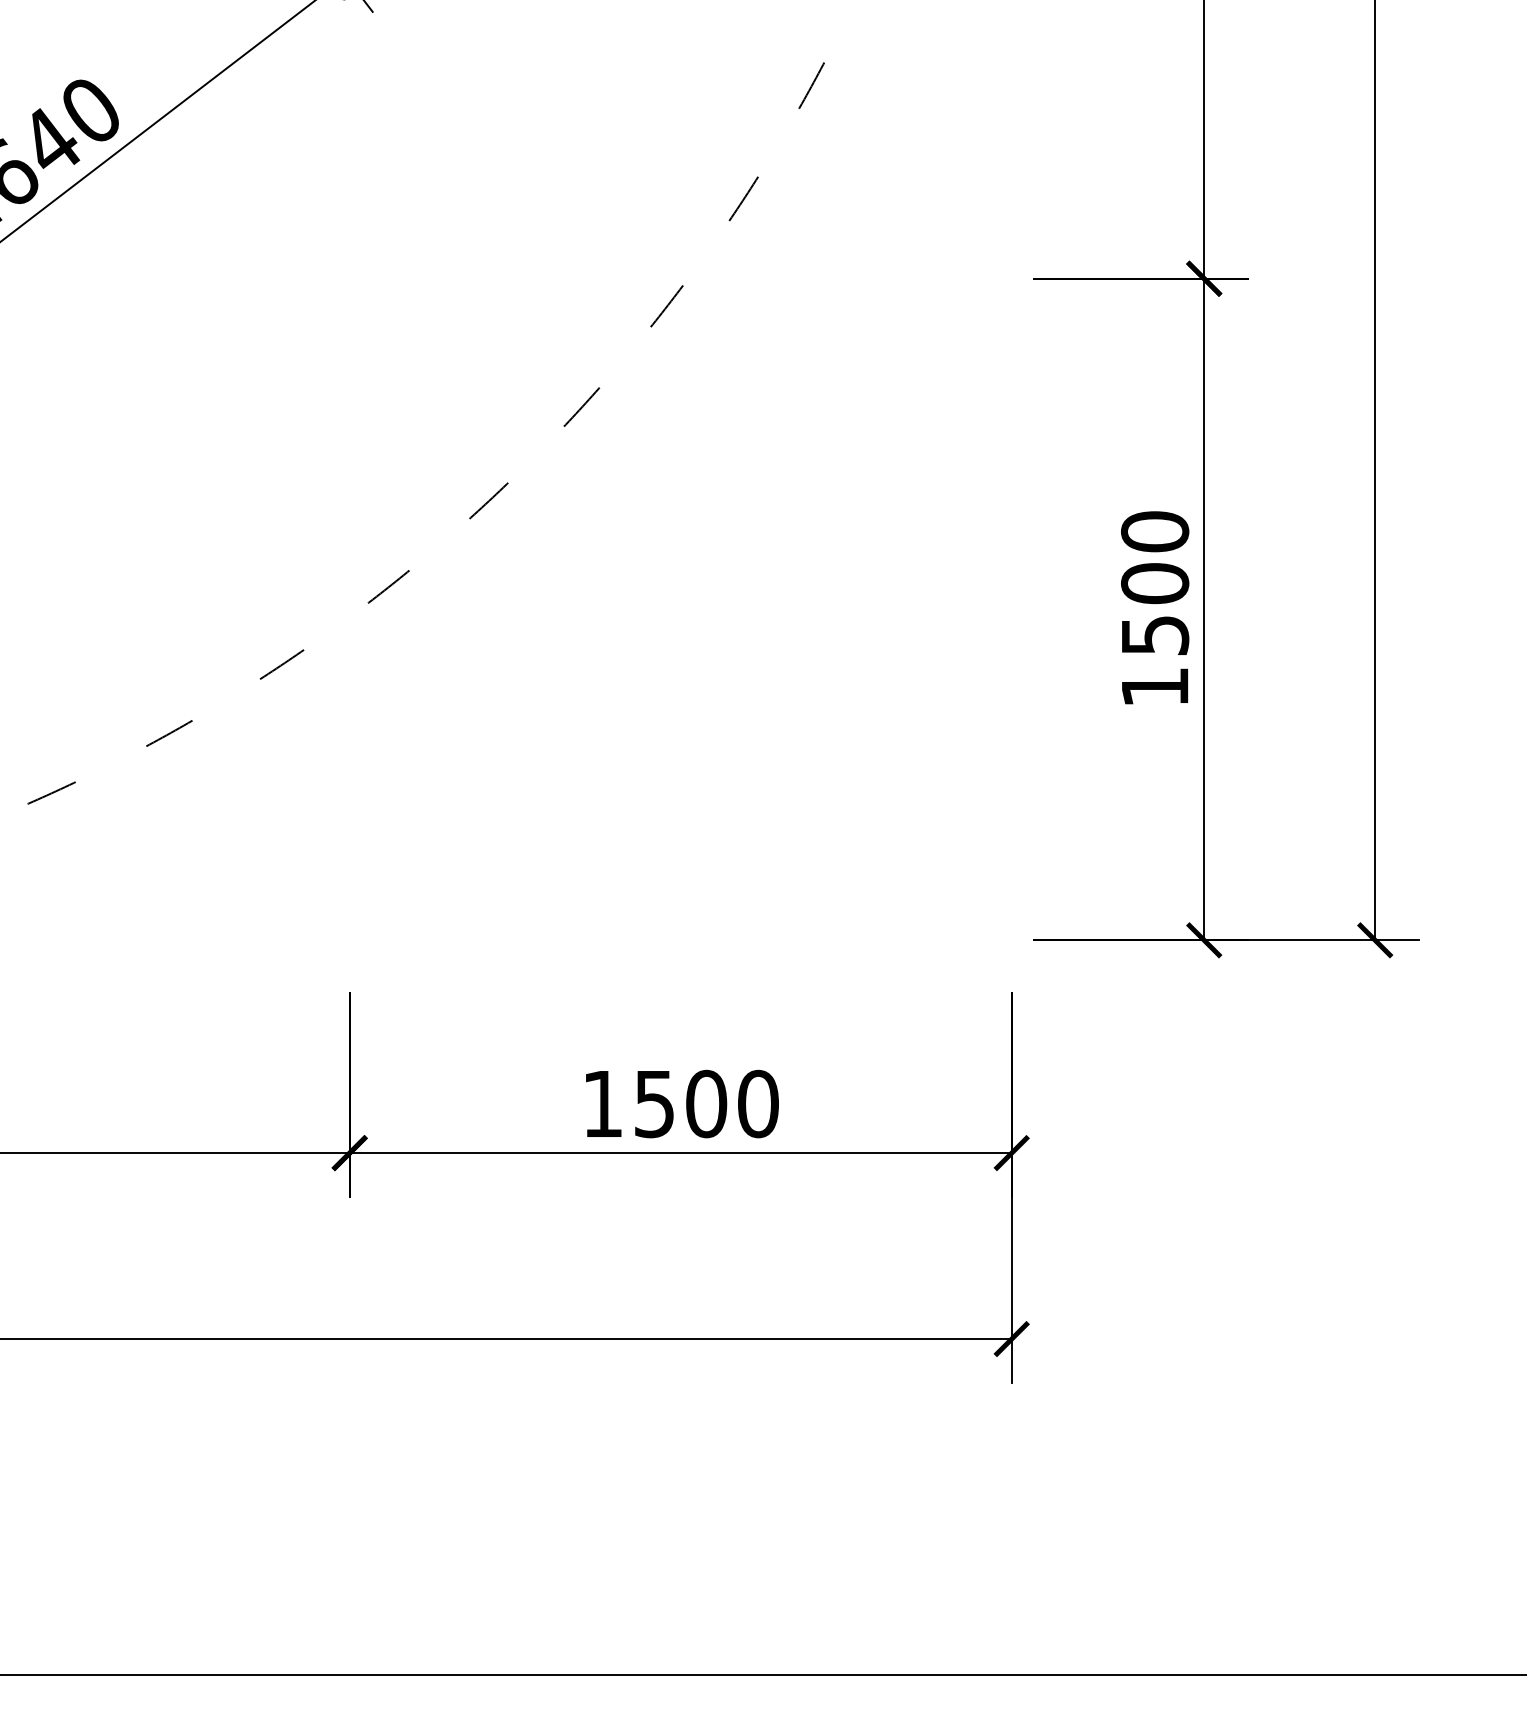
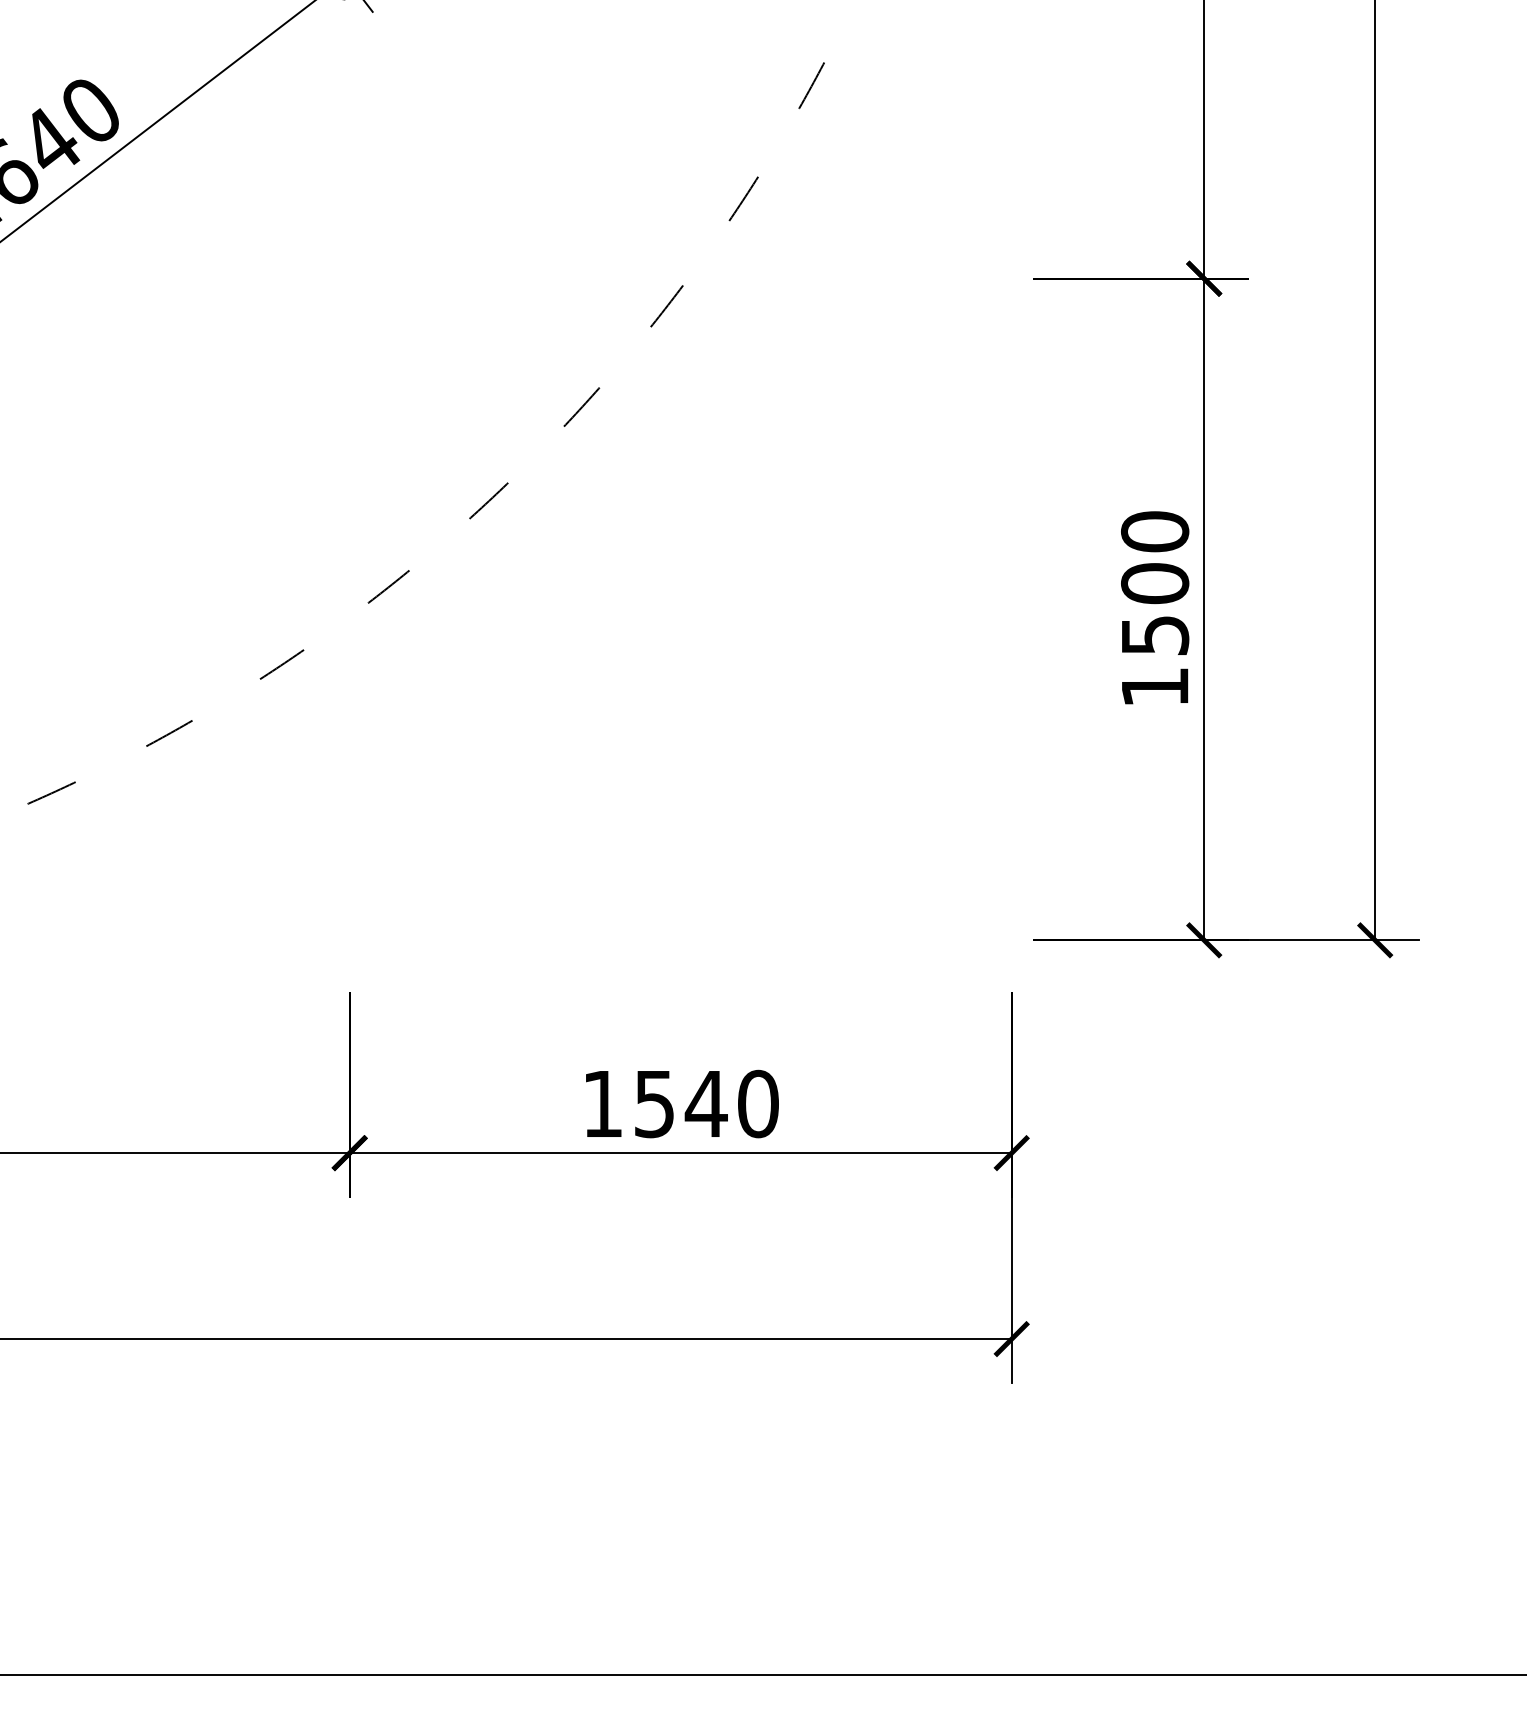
text: 1500 -> 1540 (705, 1103)
